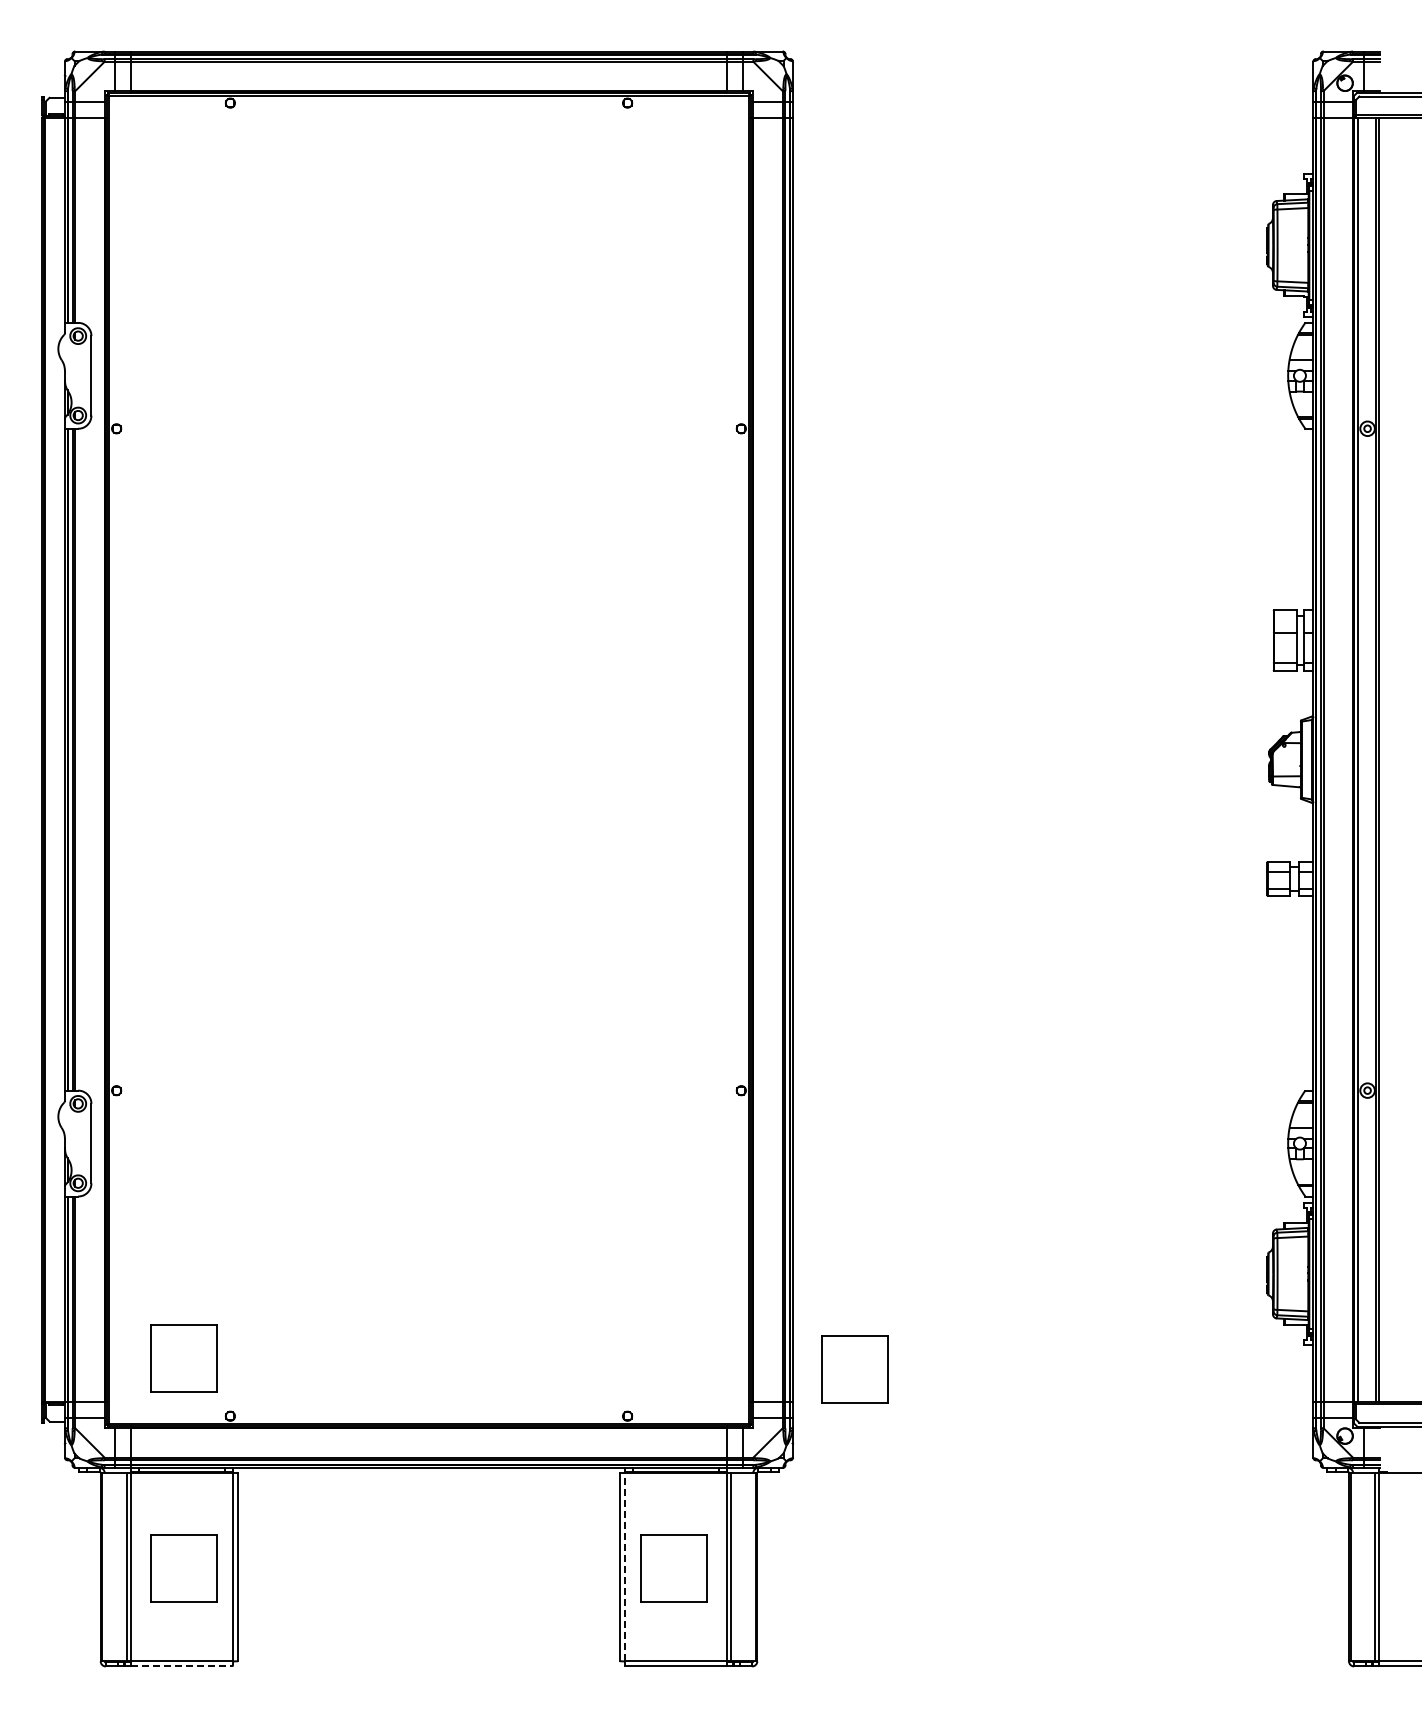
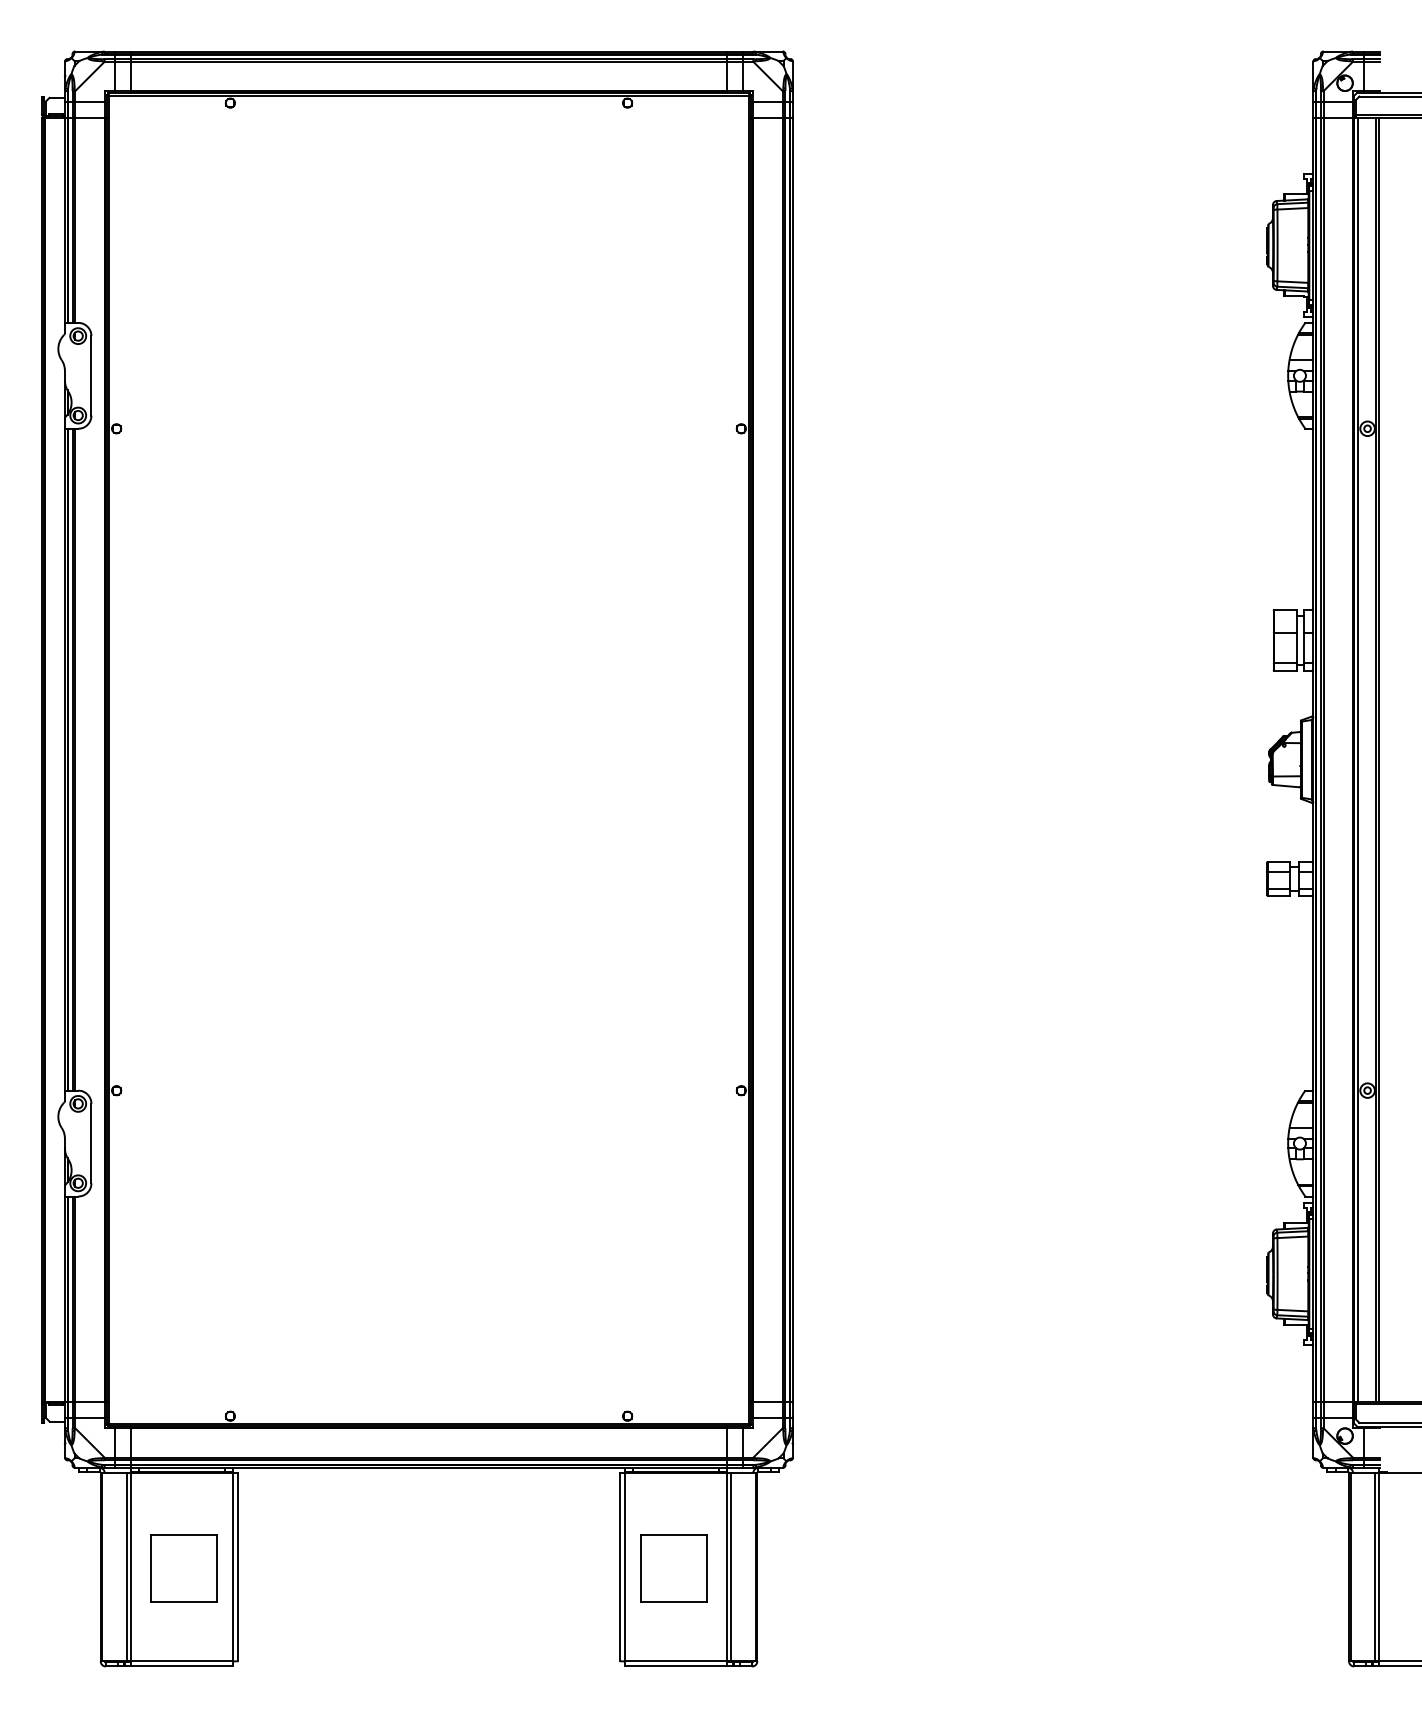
part: present -> none (183, 1358)
part: present -> none (854, 1369)
line: dashed -> solid (624, 1566)
line: dashed -> solid (182, 1666)
